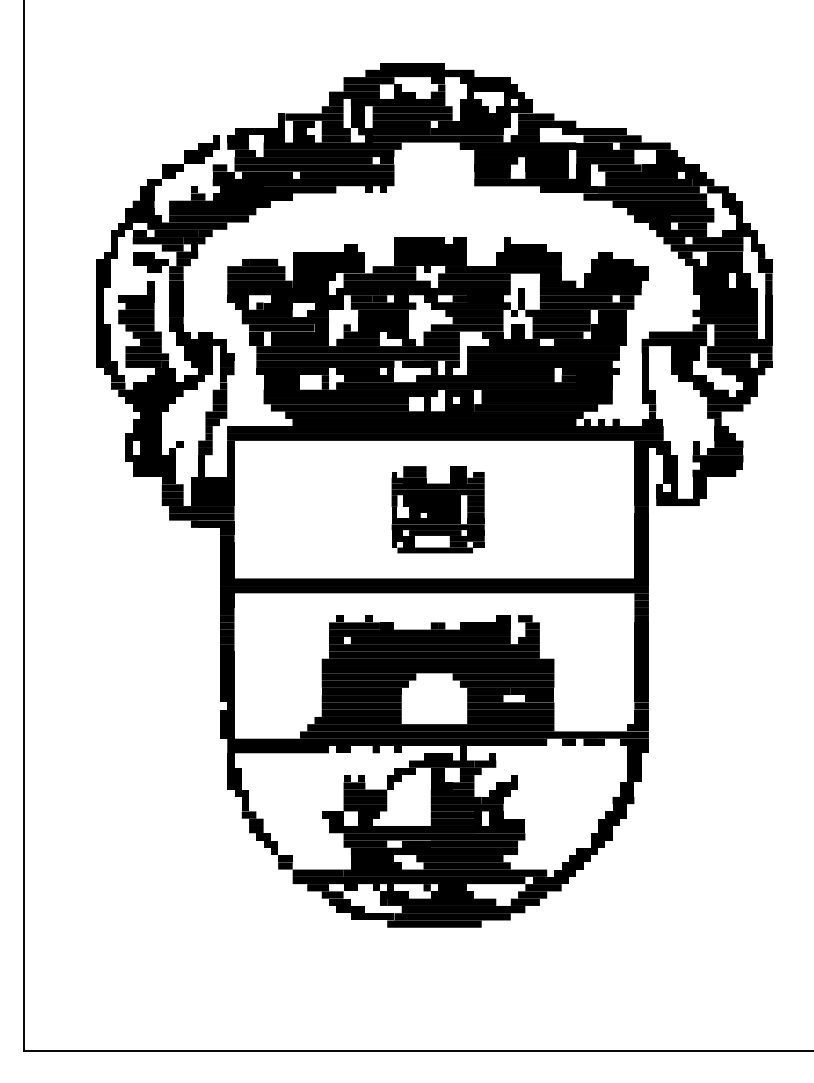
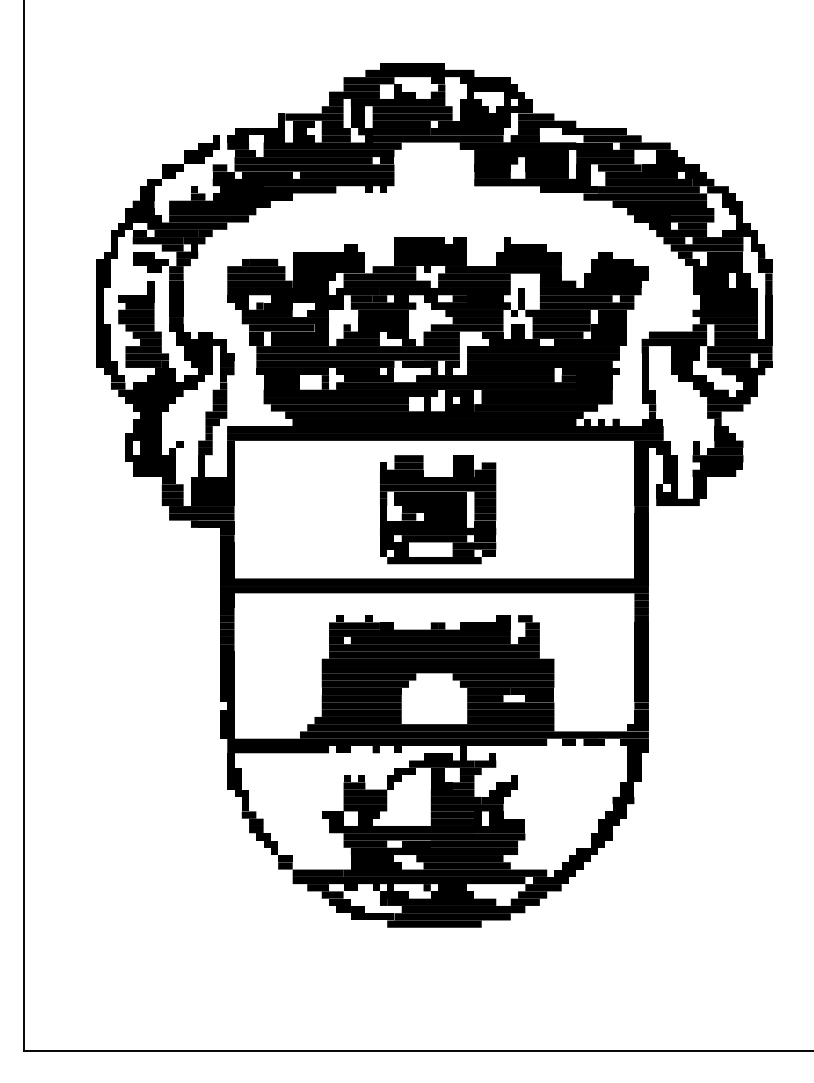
part size: 94x88 px -> 117x110 px (438, 509)
